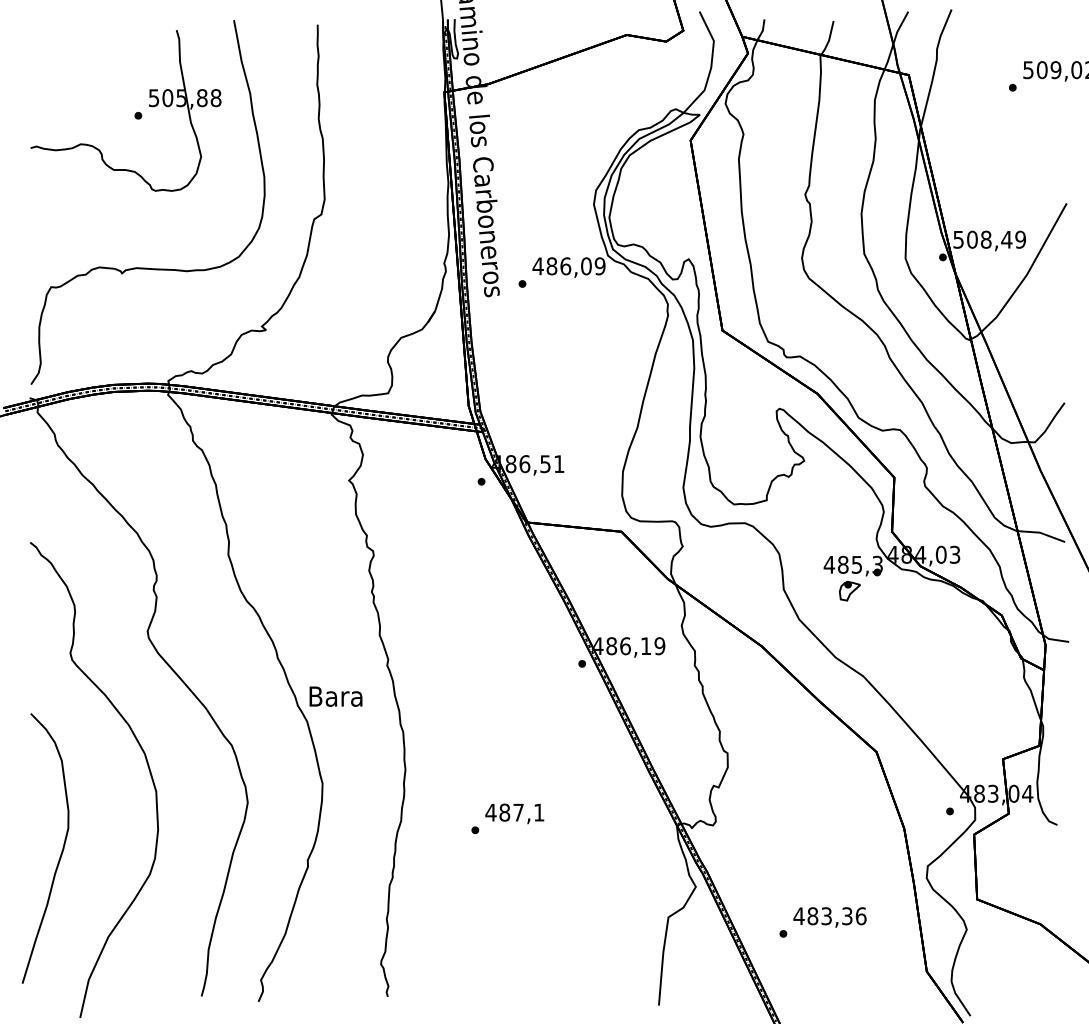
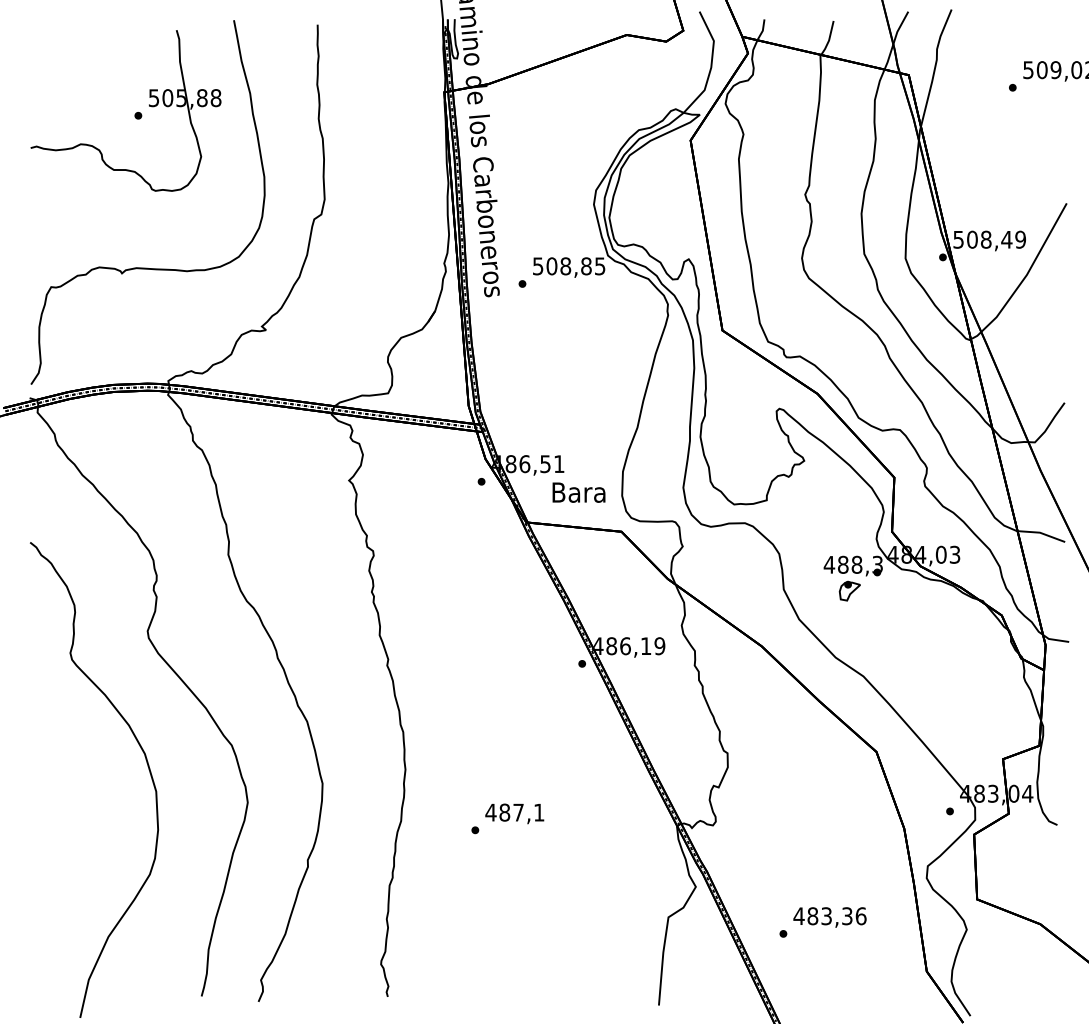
text: 486,09 -> 508,85 (568, 266)
text: 485,3 -> 488,3 (856, 564)
text position: (335, 696) -> (578, 492) (578, 492)
curve: present -> none (60, 853)
